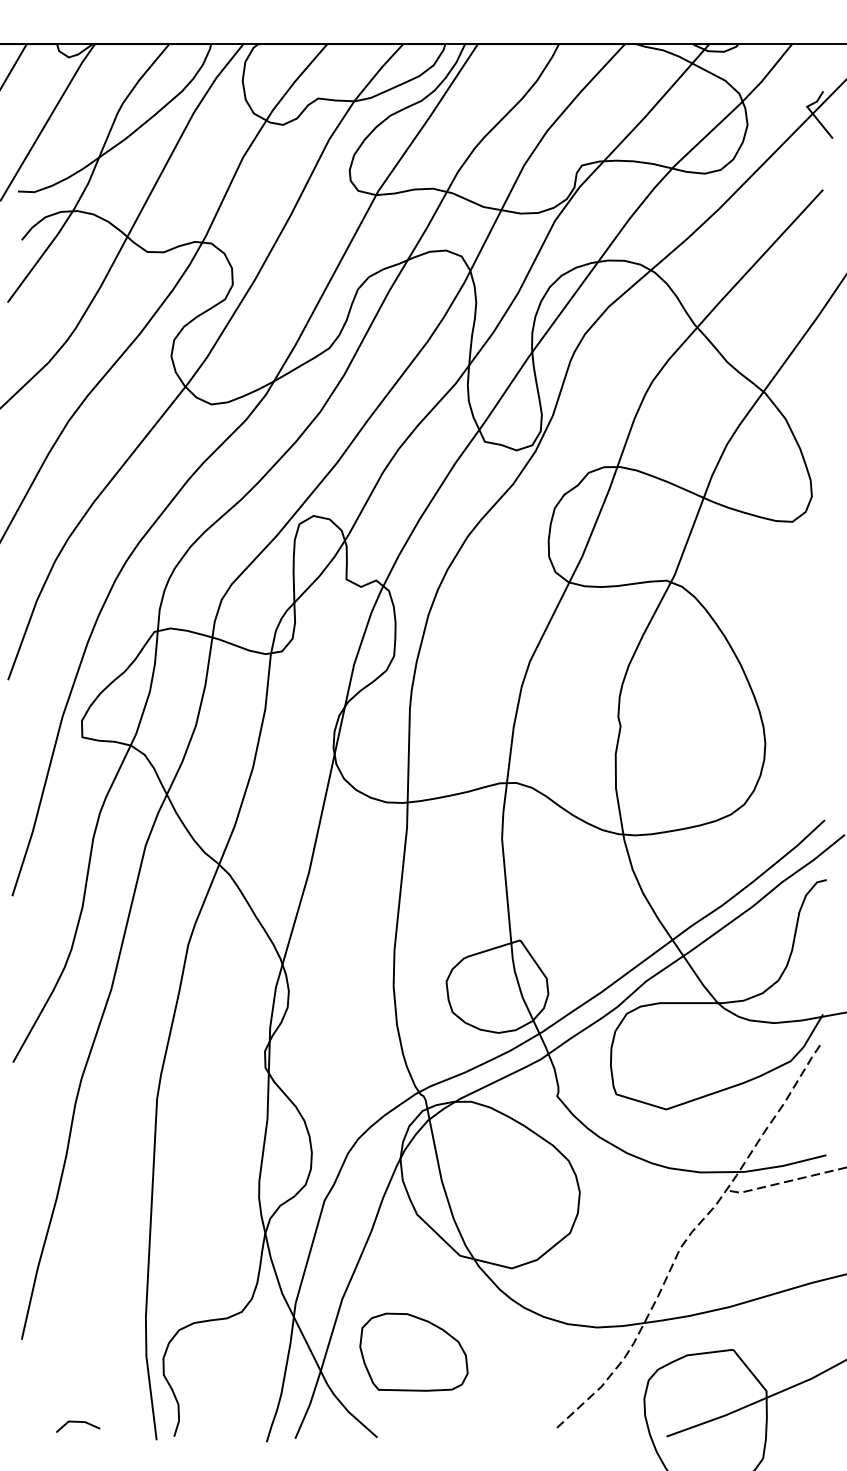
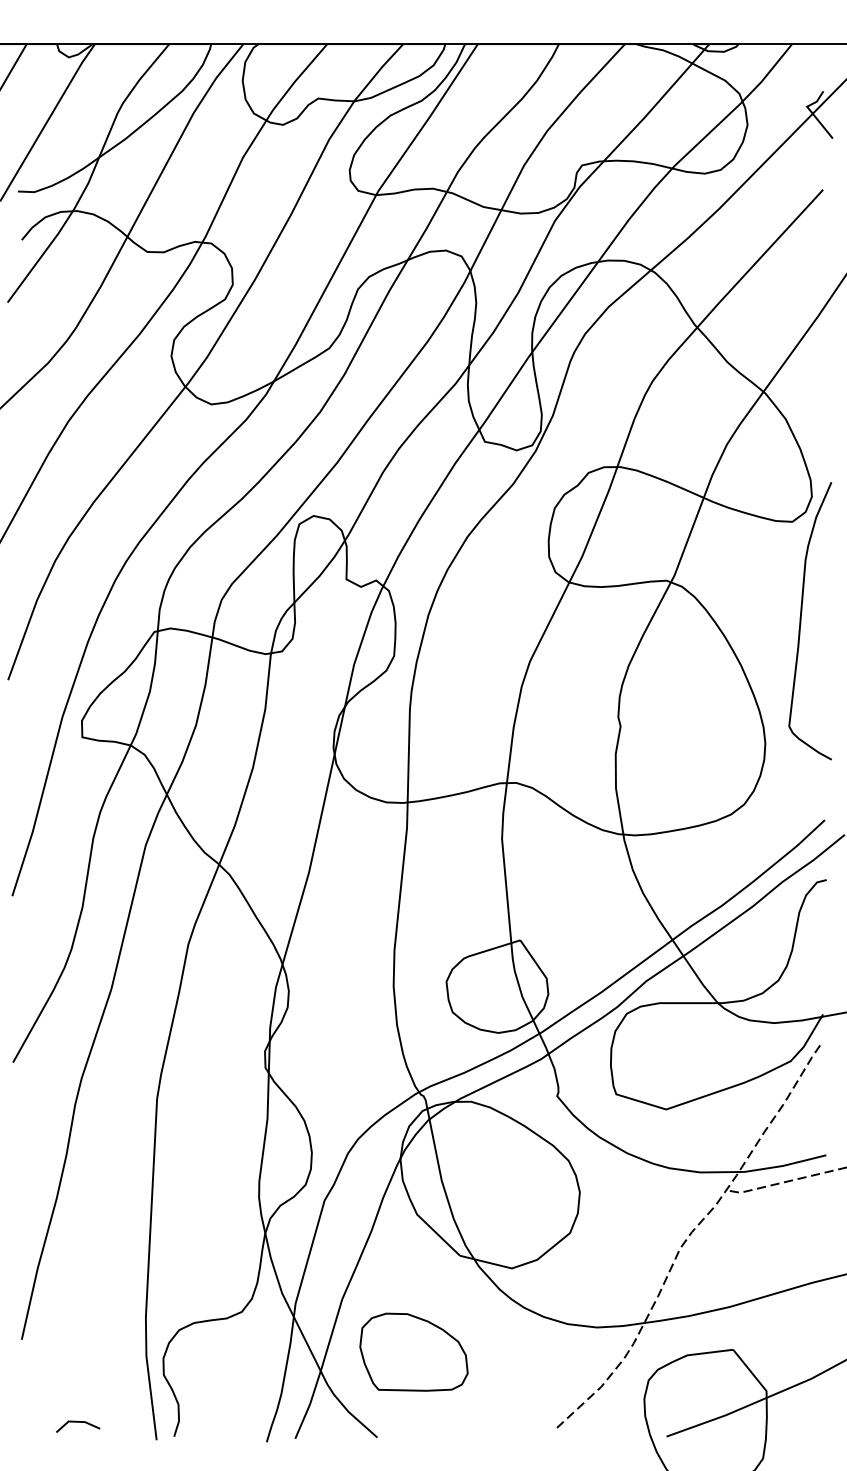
curve: none -> present (801, 621)
